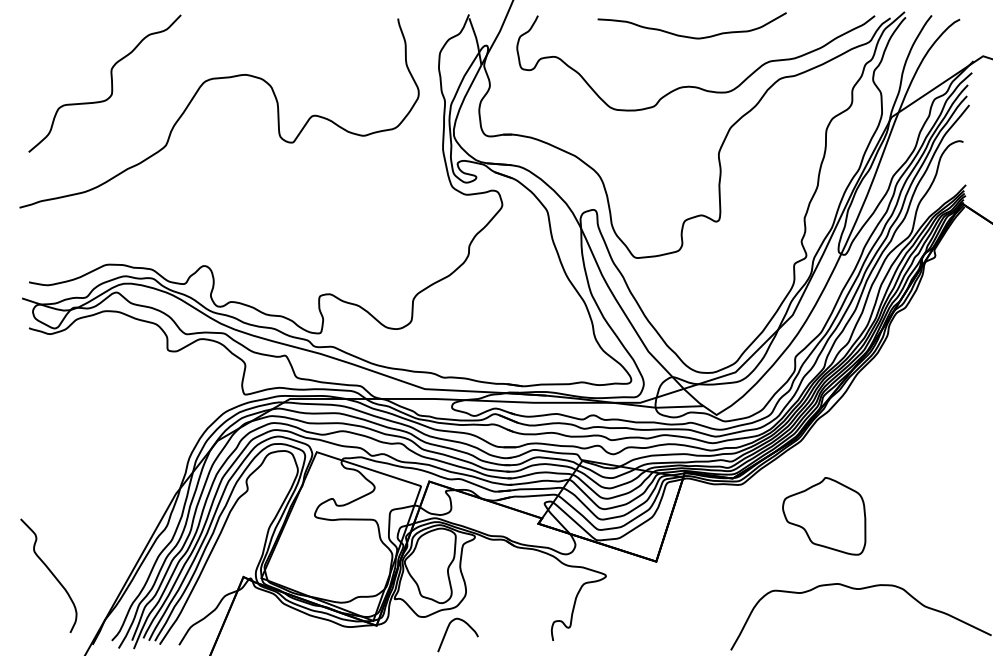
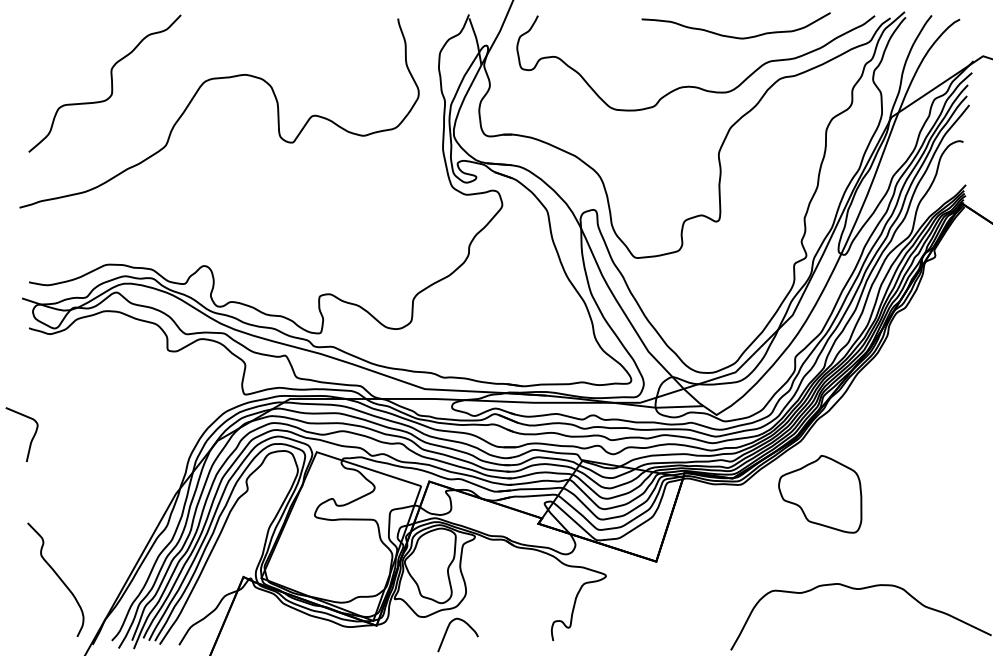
curve position: (691, 36) -> (735, 36) (735, 36)
curve: none -> present (31, 439)
part position: (824, 516) -> (820, 494) (820, 494)
curve position: (51, 574) -> (58, 578) (58, 578)
